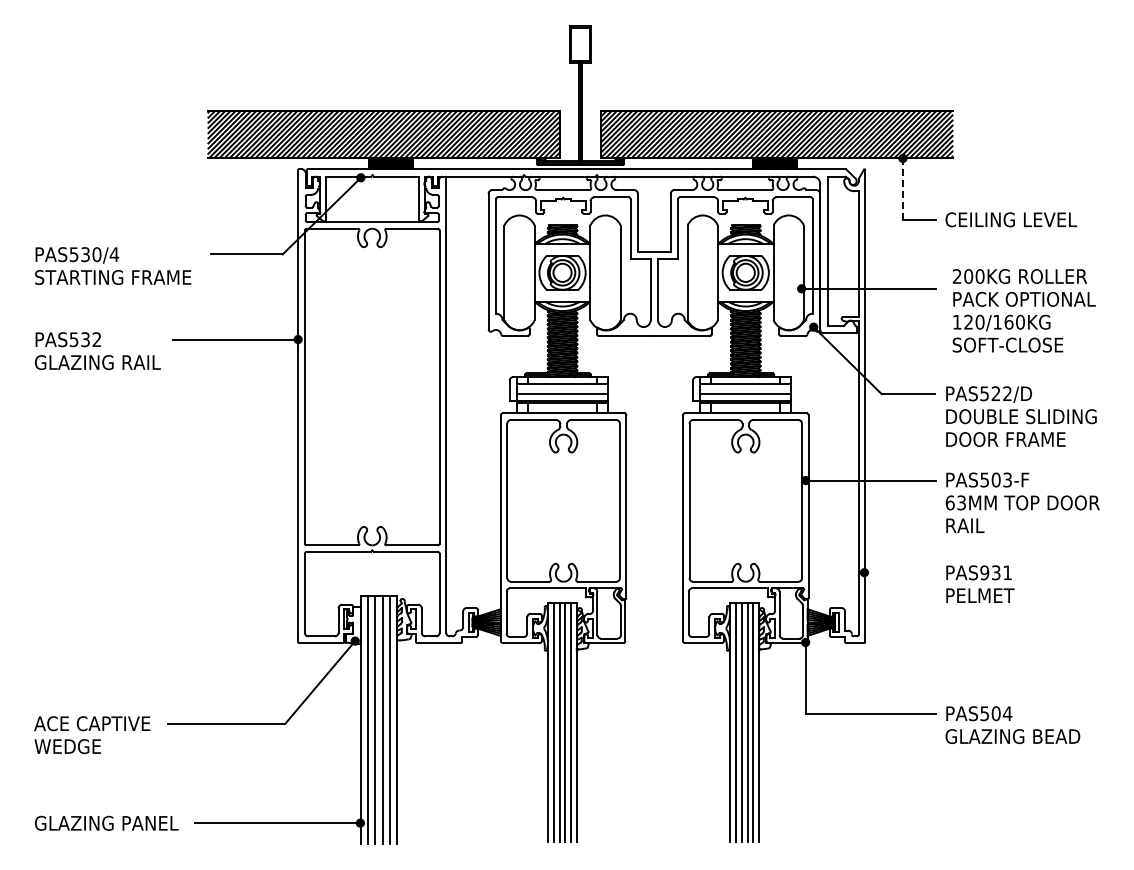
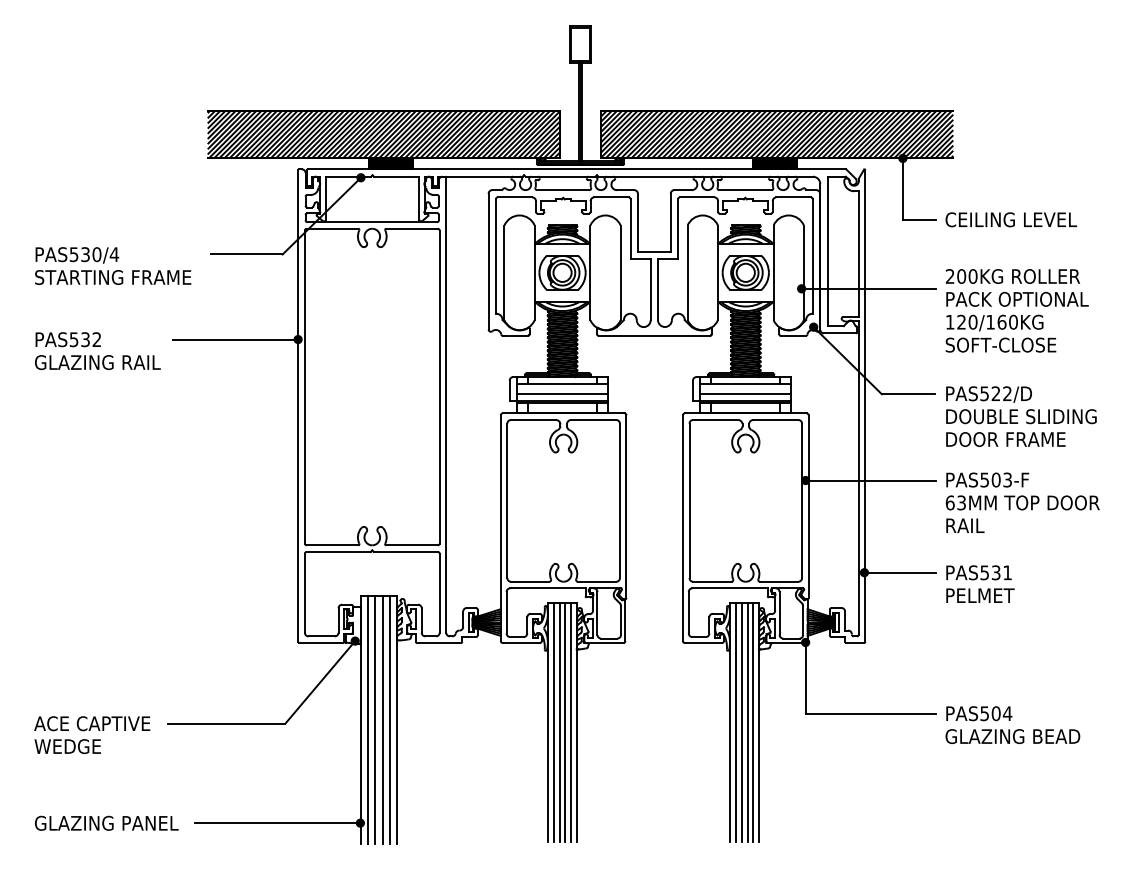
line: dashed -> solid (902, 189)
text position: (1023, 310) -> (1016, 310) (1016, 310)
line: none -> present (899, 572)
text: PAS931 -> PAS531 (984, 572)
